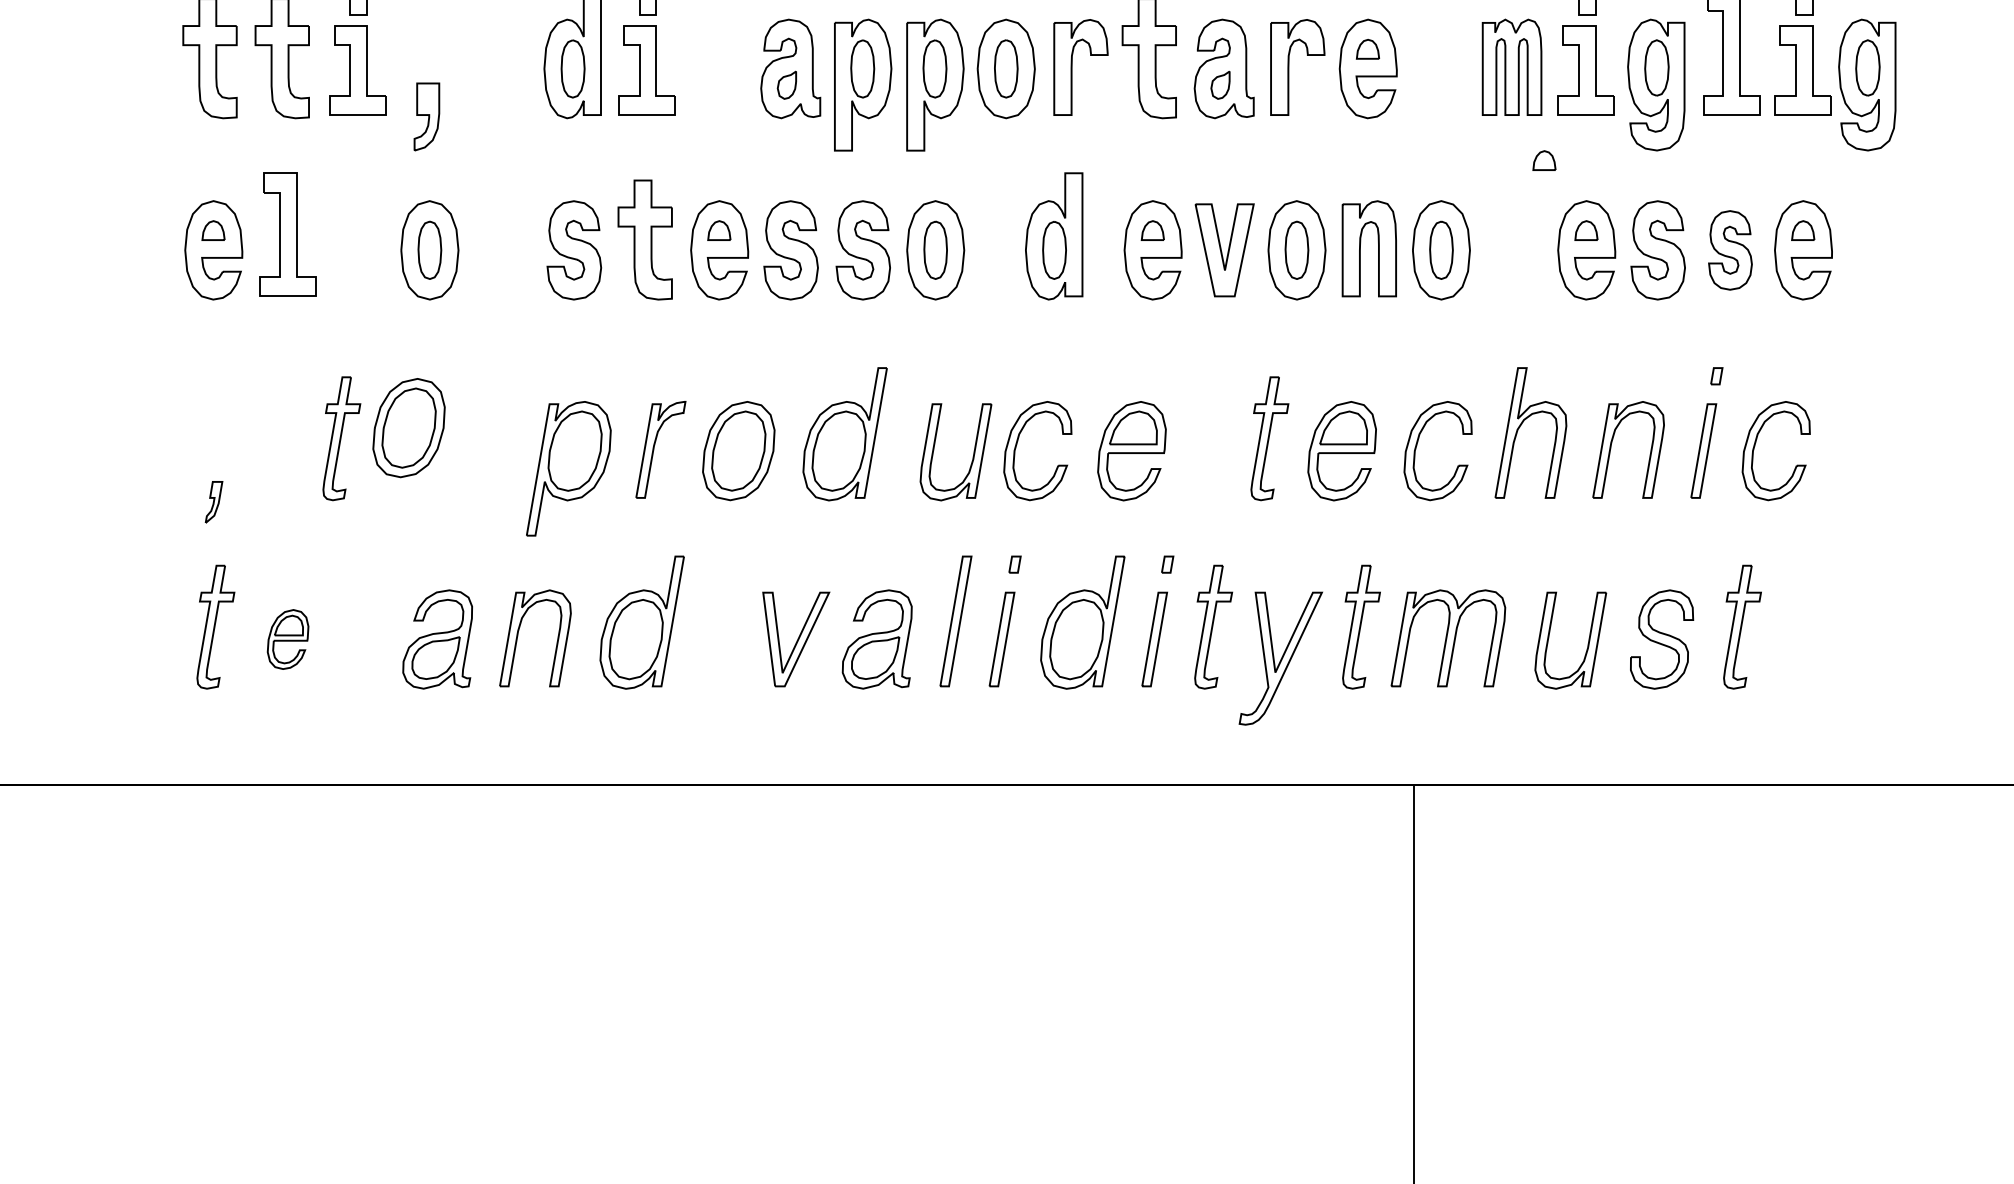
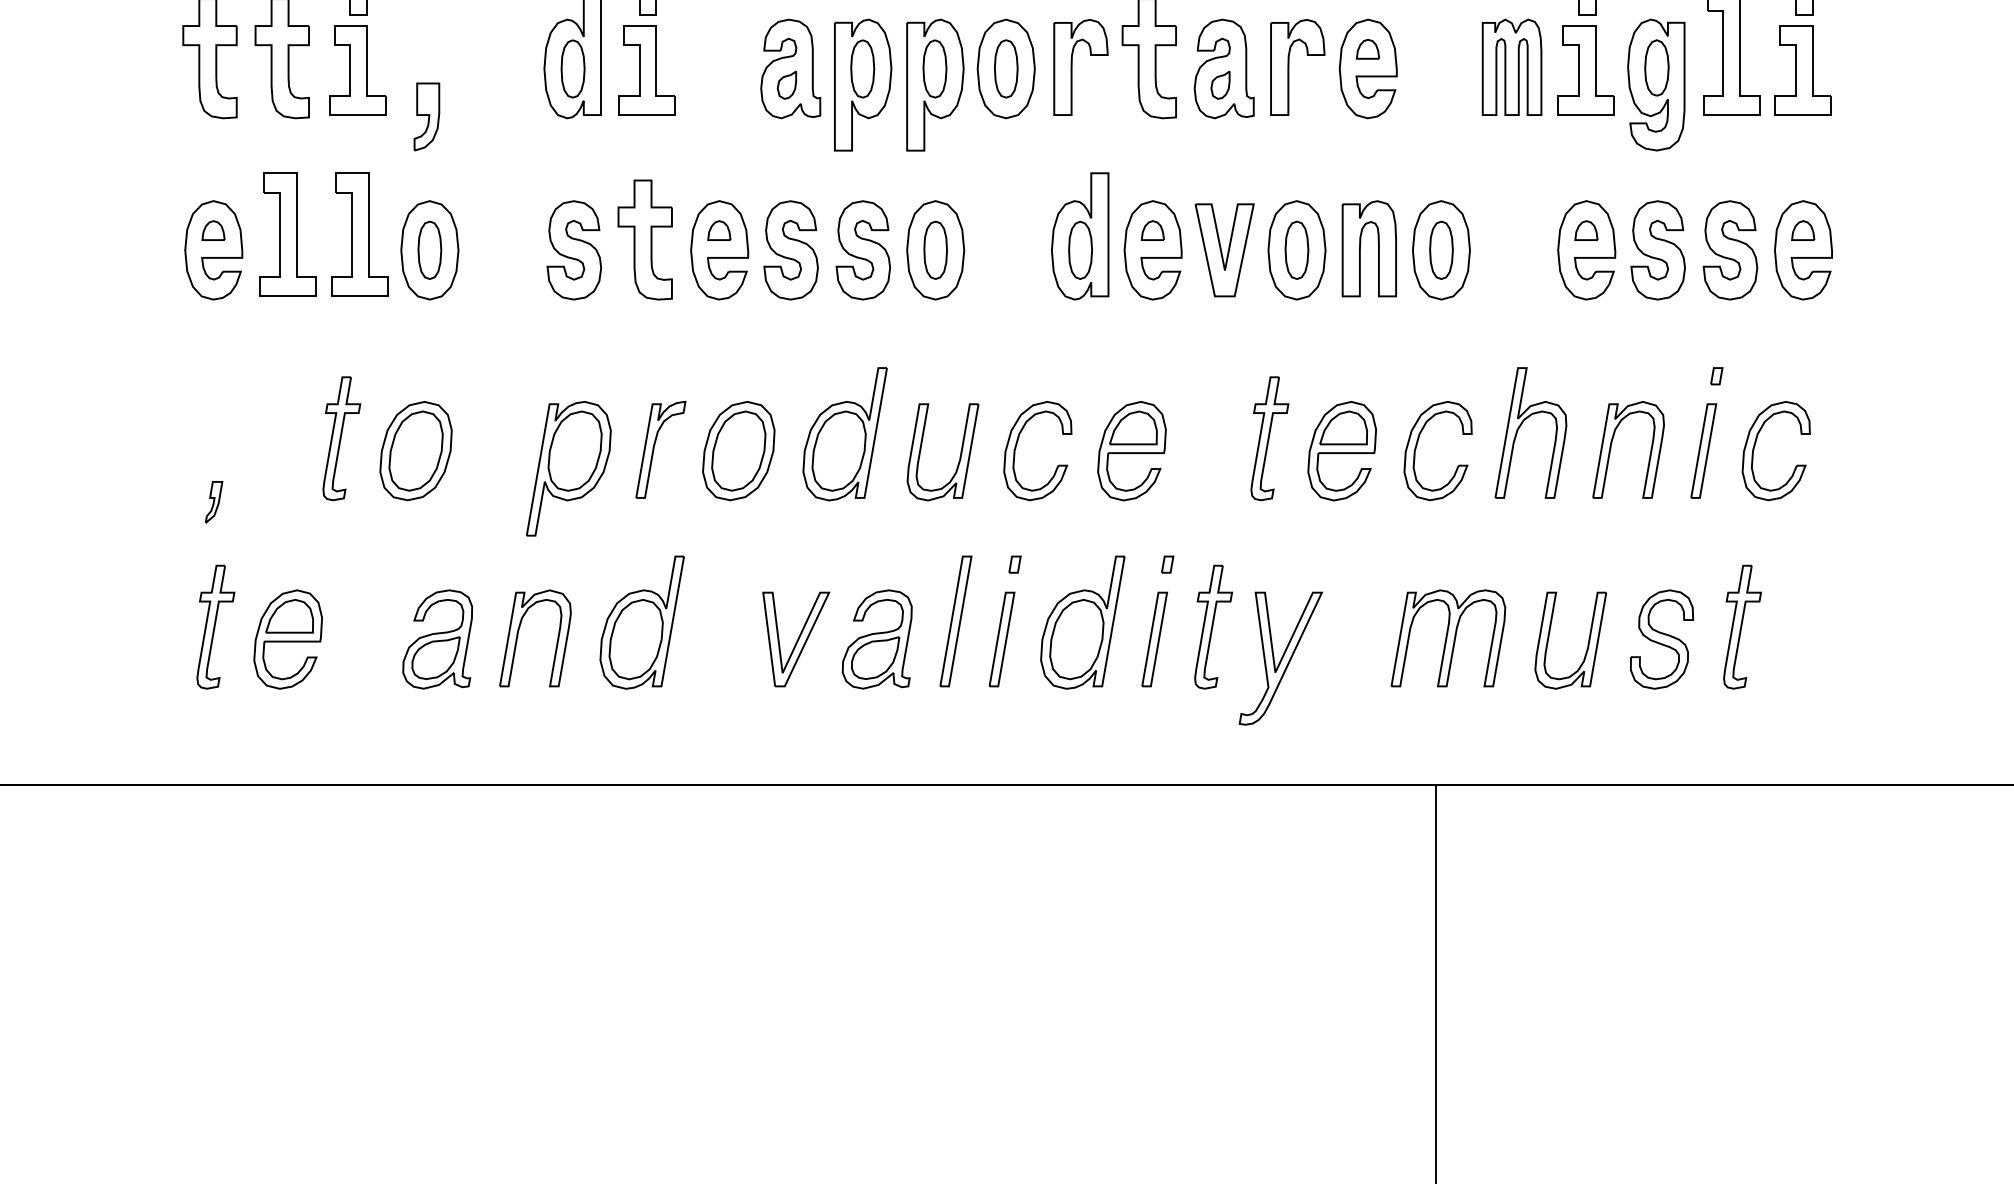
part: present -> none (1867, 84)
part: present -> none (1544, 160)
part: none -> present (359, 234)
part position: (1054, 236) -> (1080, 236) (1080, 236)
part size: 45x81 px -> 57x101 px (1730, 250)
part position: (408, 428) -> (415, 451) (415, 451)
part position: (972, 456) -> (959, 456) (959, 456)
part: present -> none (1361, 626)
part size: 44x61 px -> 70x101 px (287, 639)
line position: (1414, 982) -> (1436, 982) (1436, 982)
